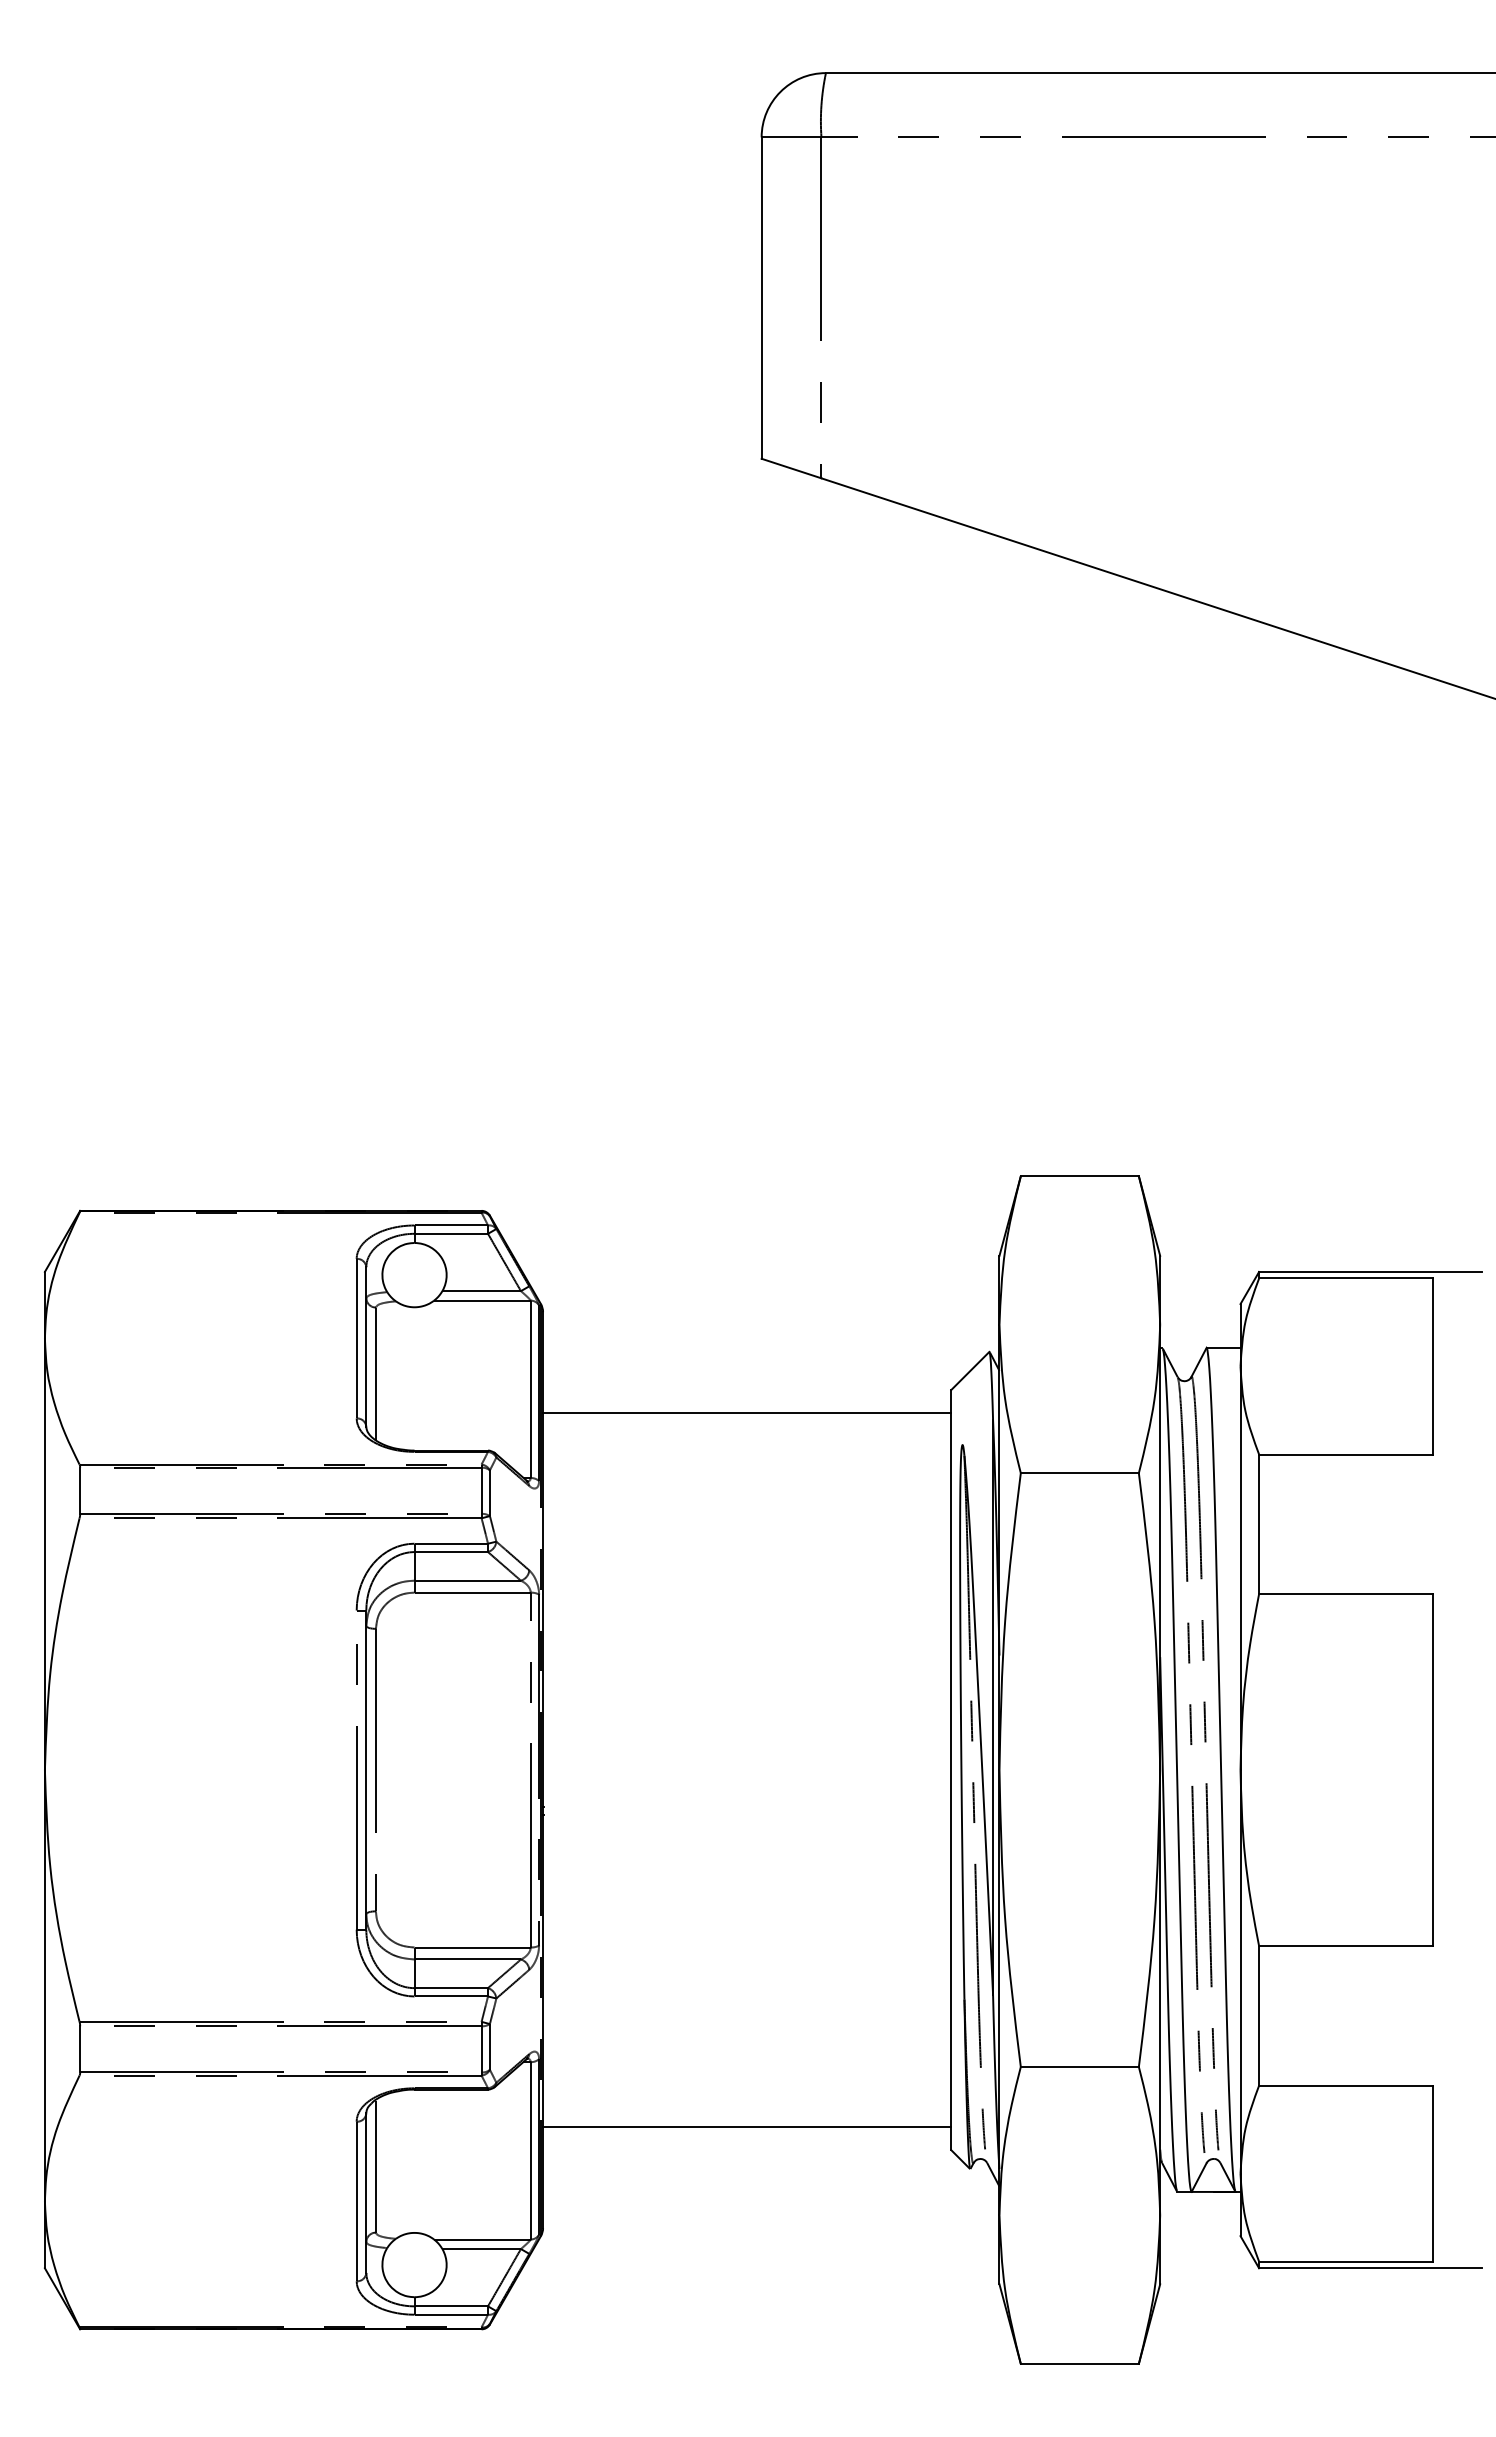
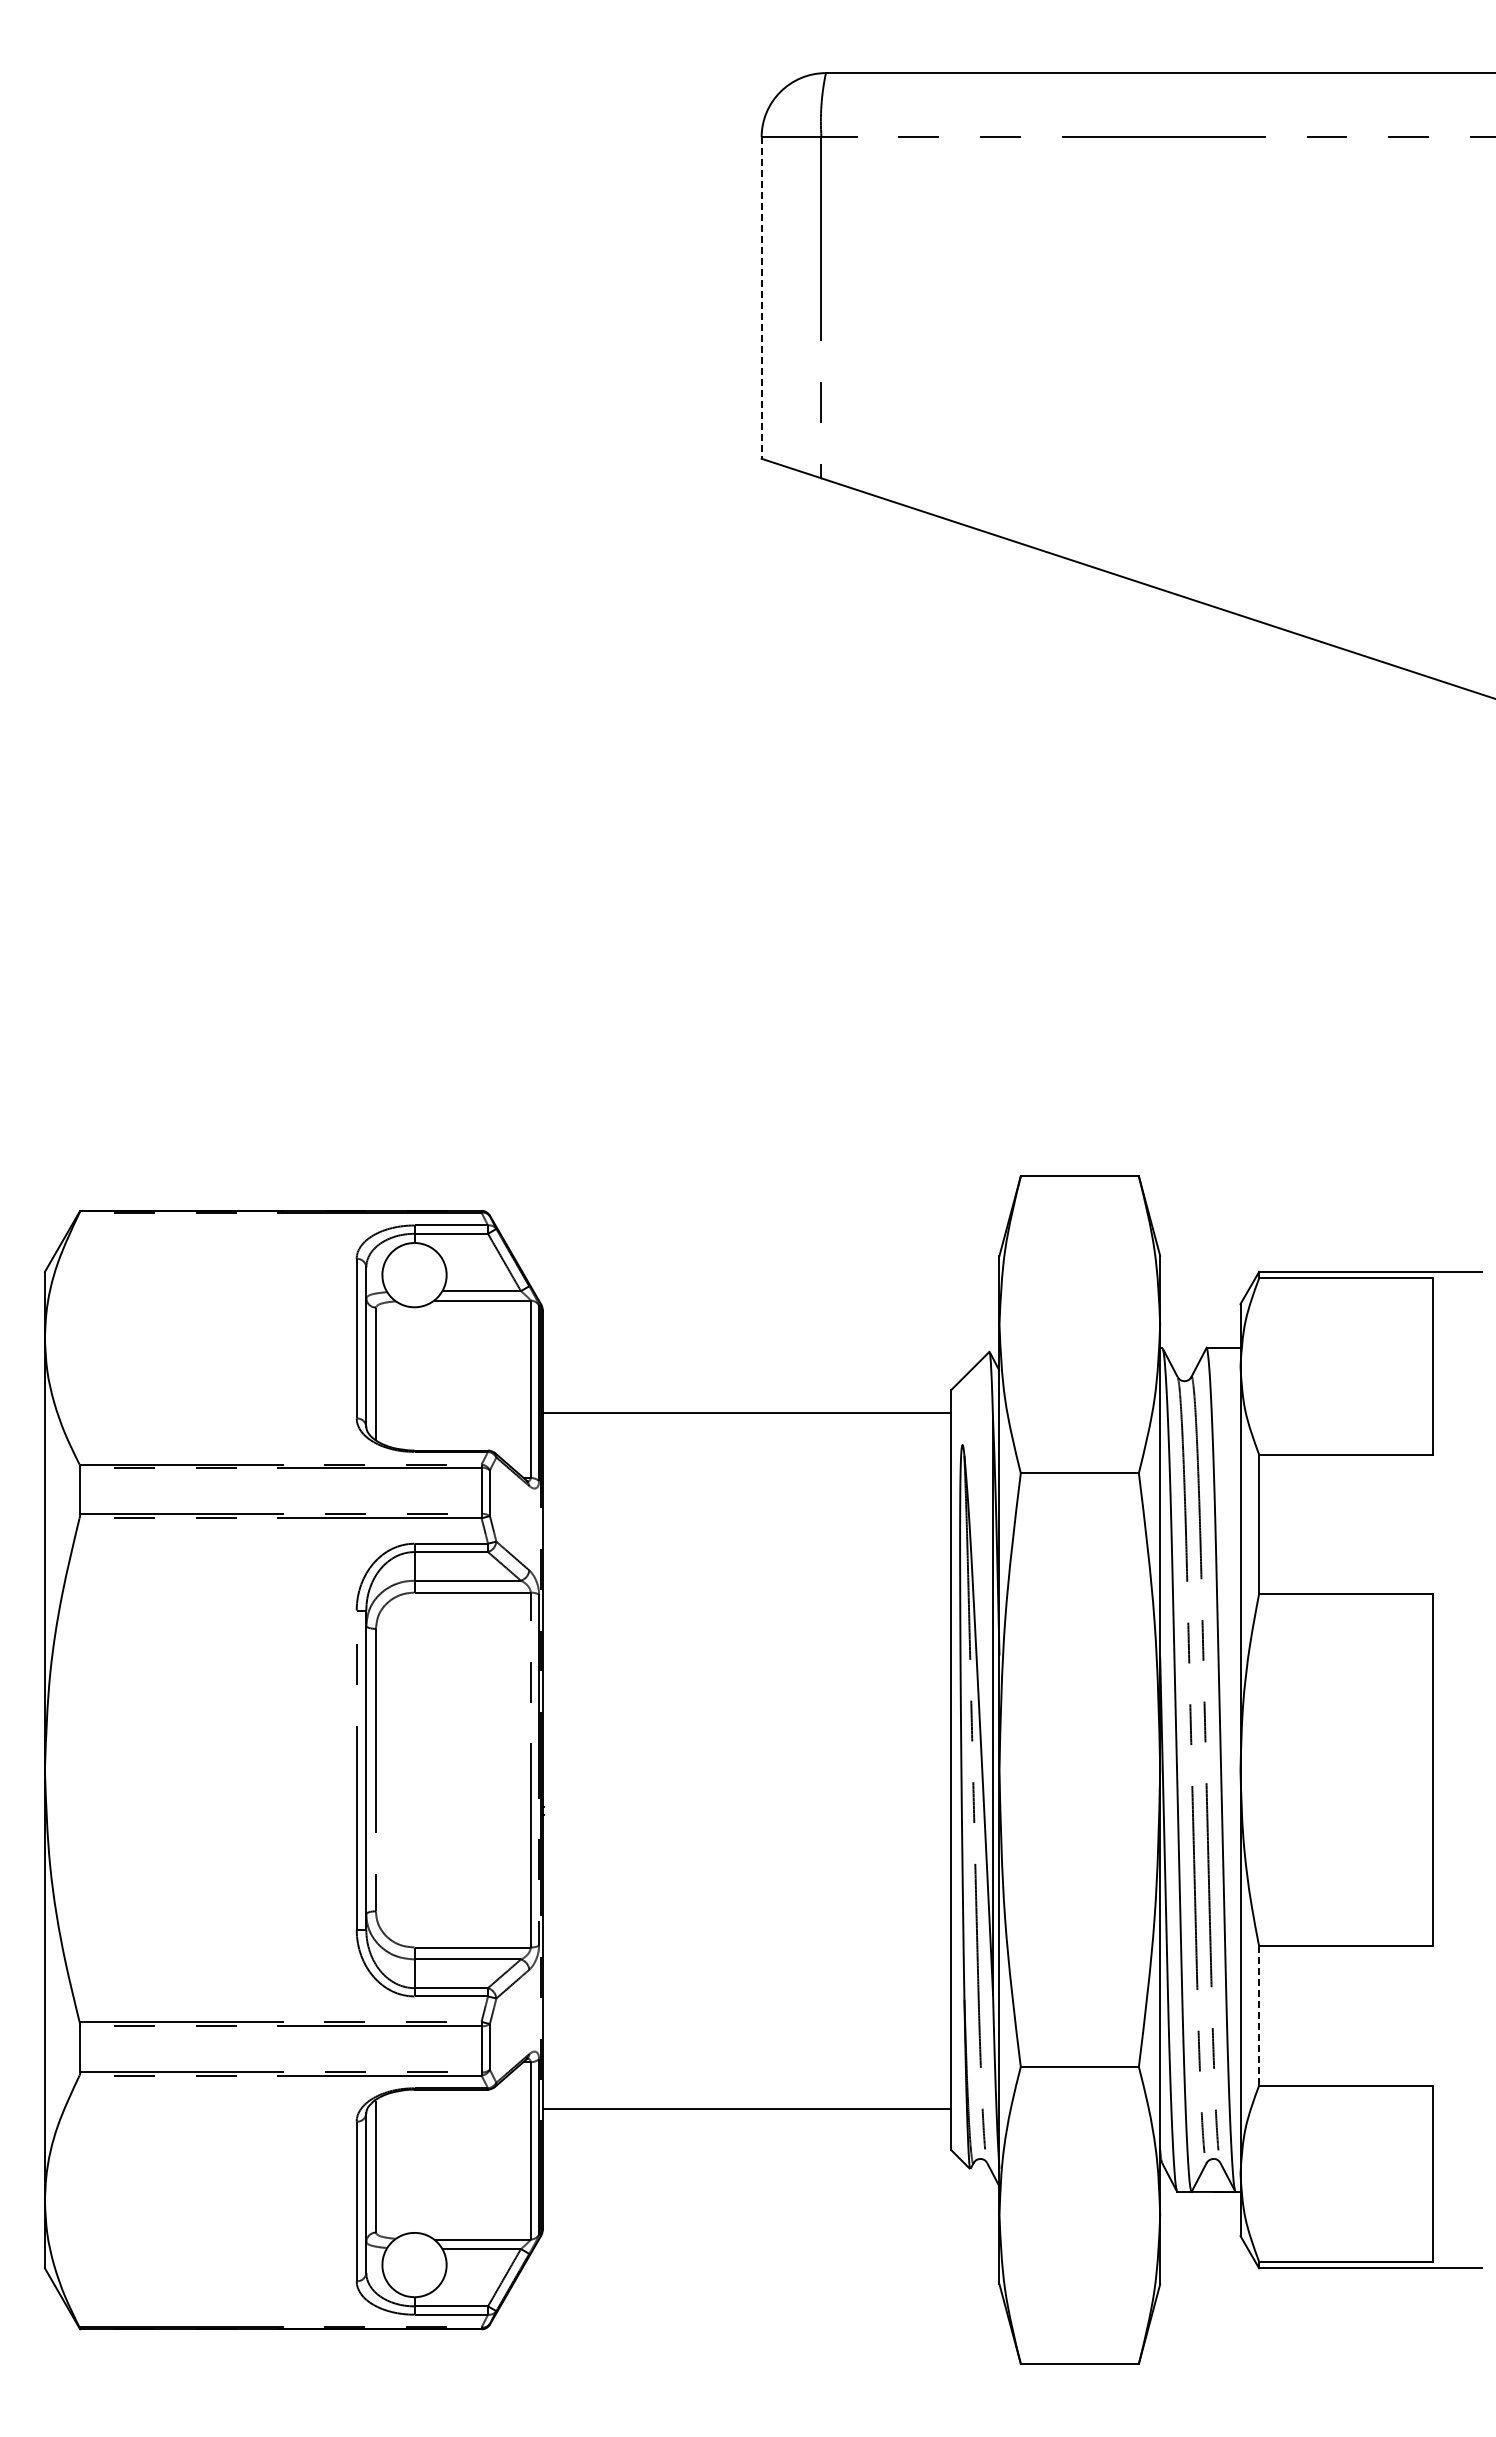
line: solid -> dashed (761, 298)
line: solid -> dashed (1259, 2015)
line position: (747, 2126) -> (747, 2108) (747, 2108)
